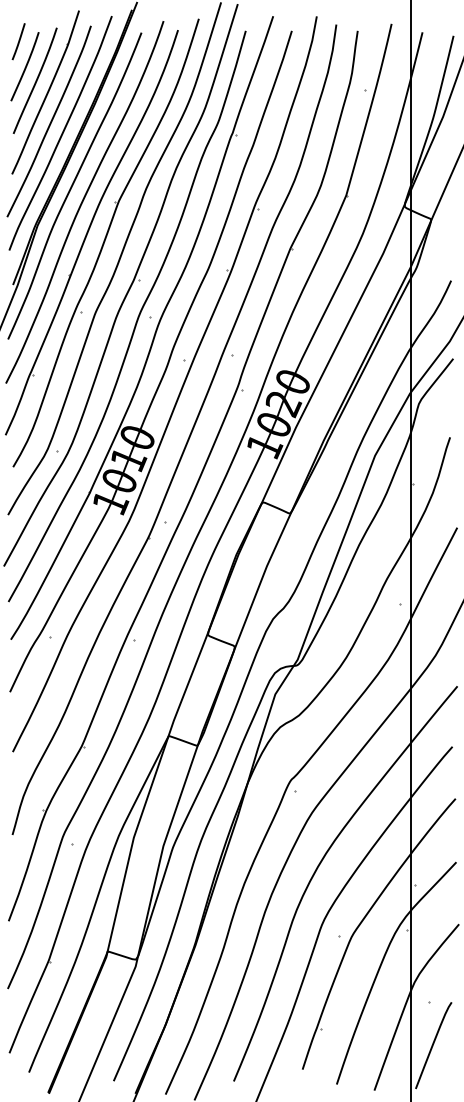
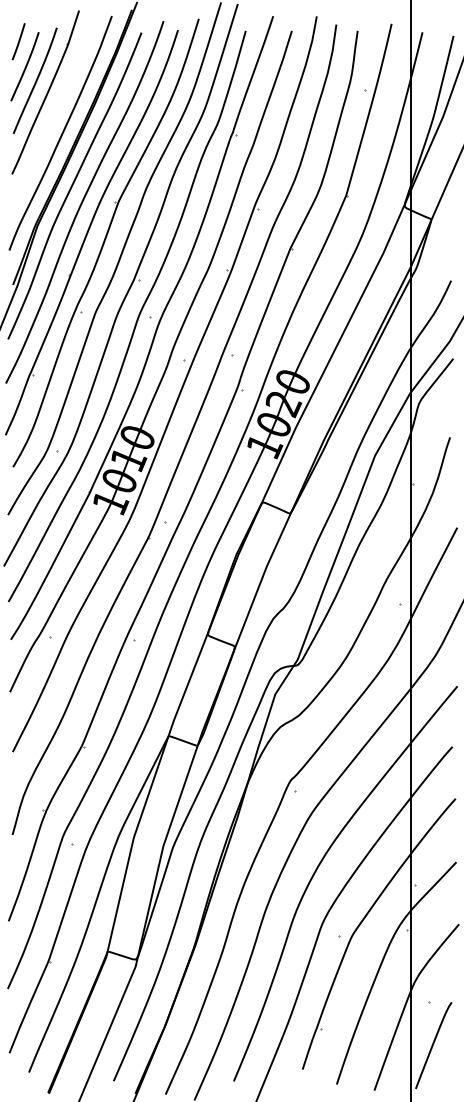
curve: present -> none (50, 121)
